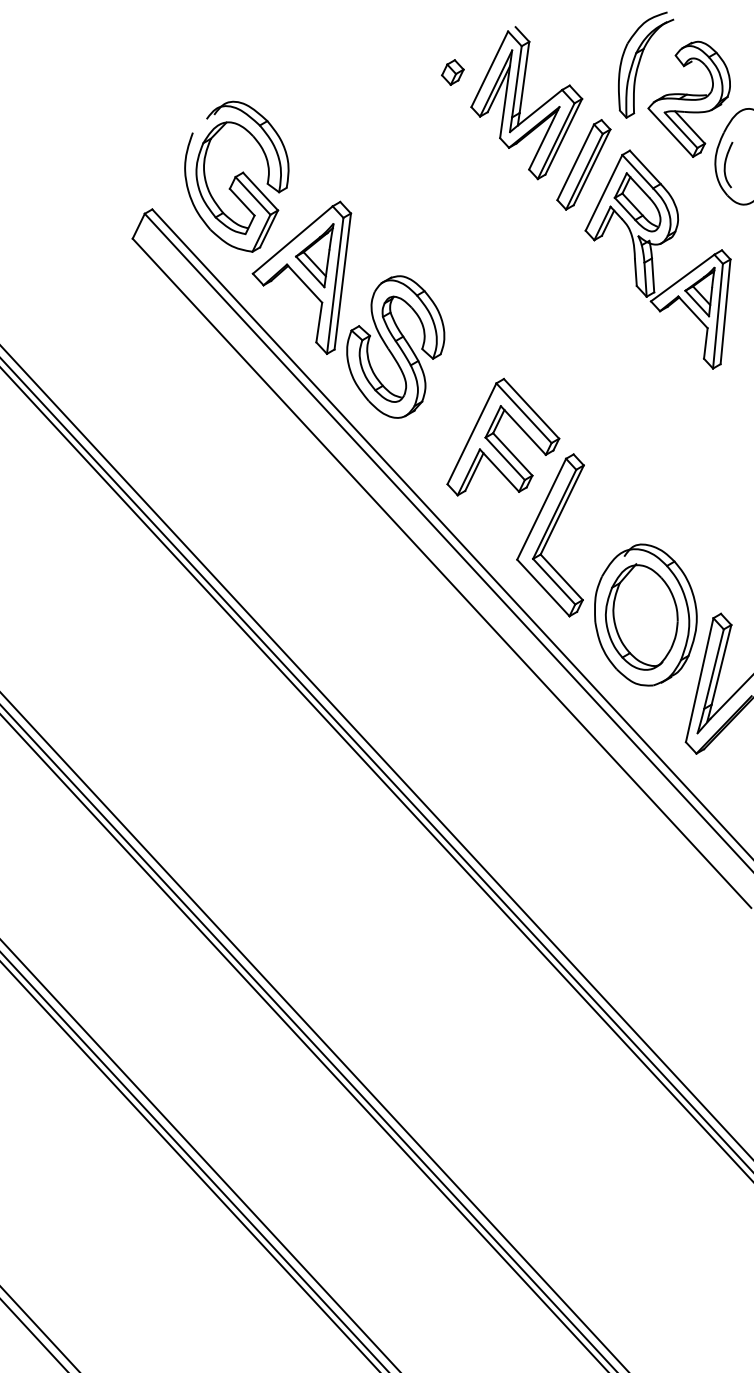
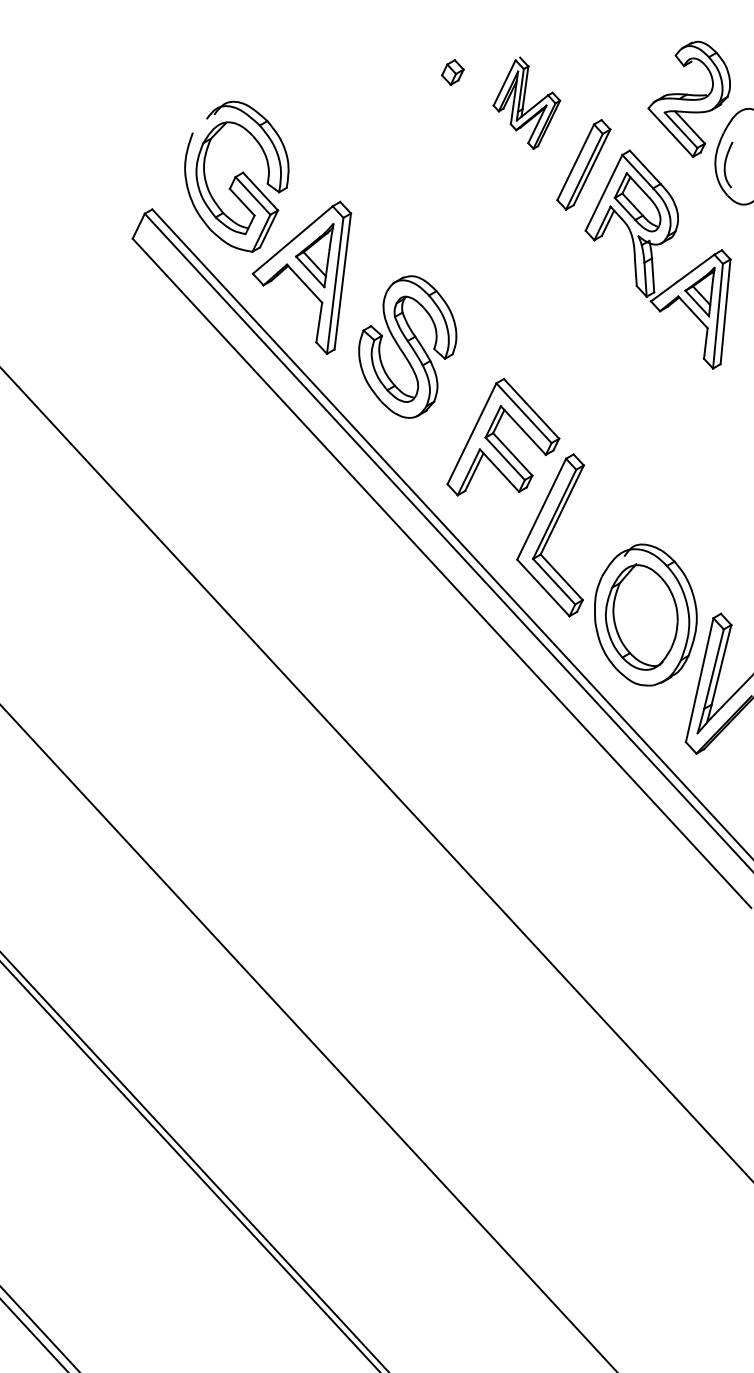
part: present -> none (640, 62)
part size: 114x155 px -> 70x94 px (526, 102)
part position: (395, 346) -> (407, 346) (407, 346)
line: present -> none (376, 751)
line: present -> none (376, 764)
line: present -> none (314, 1031)
line: present -> none (303, 1042)
line: present -> none (200, 1155)
